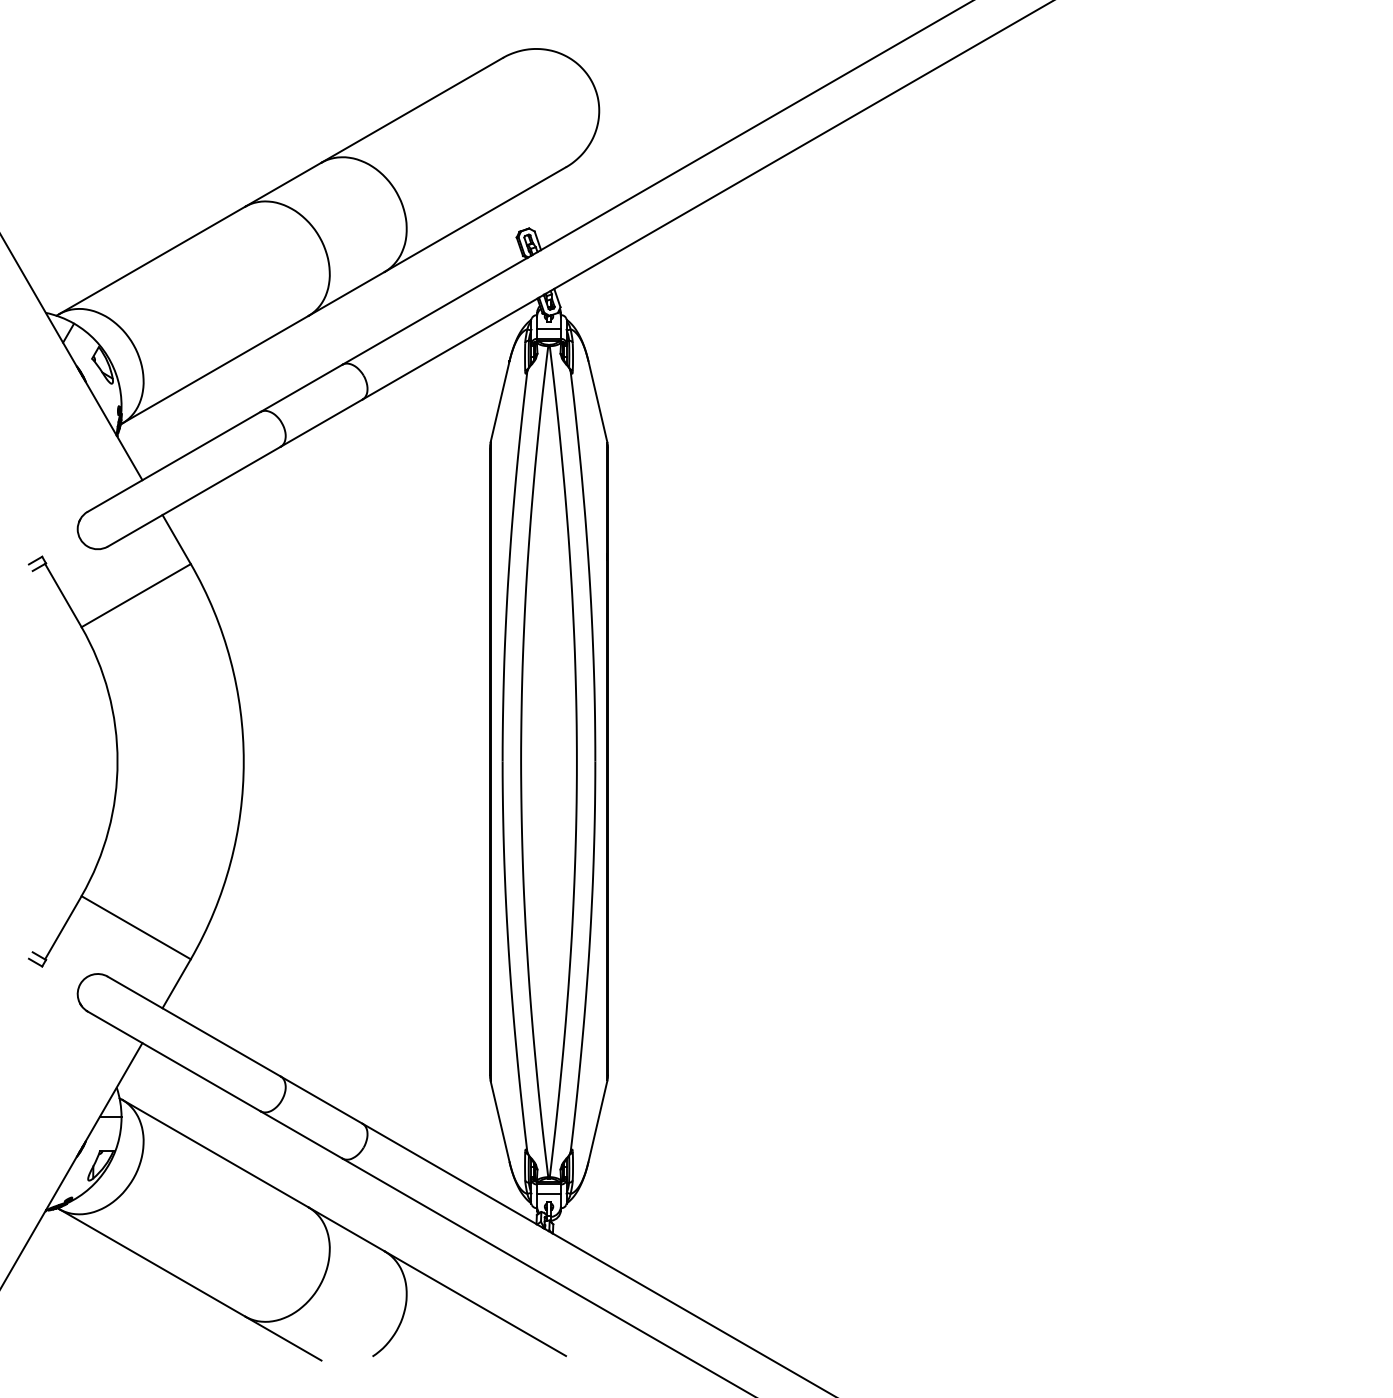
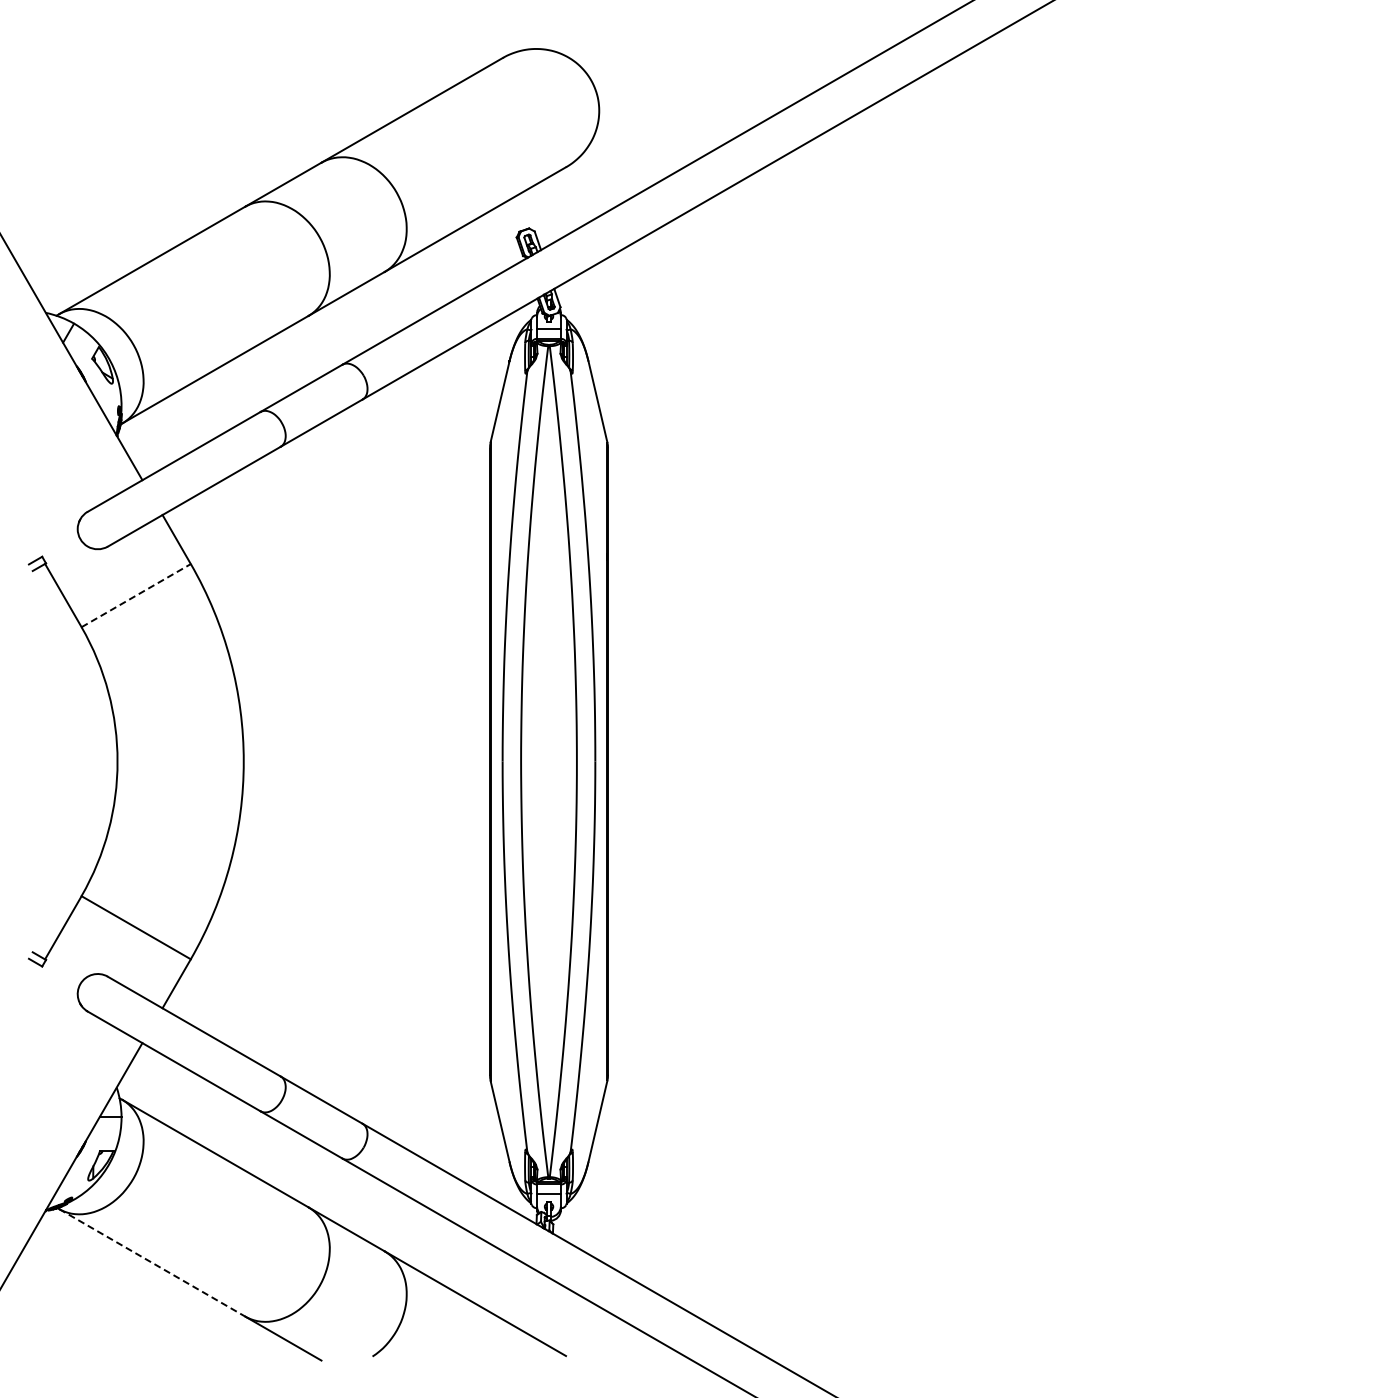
line: solid -> dashed (136, 595)
line: solid -> dashed (152, 1263)
